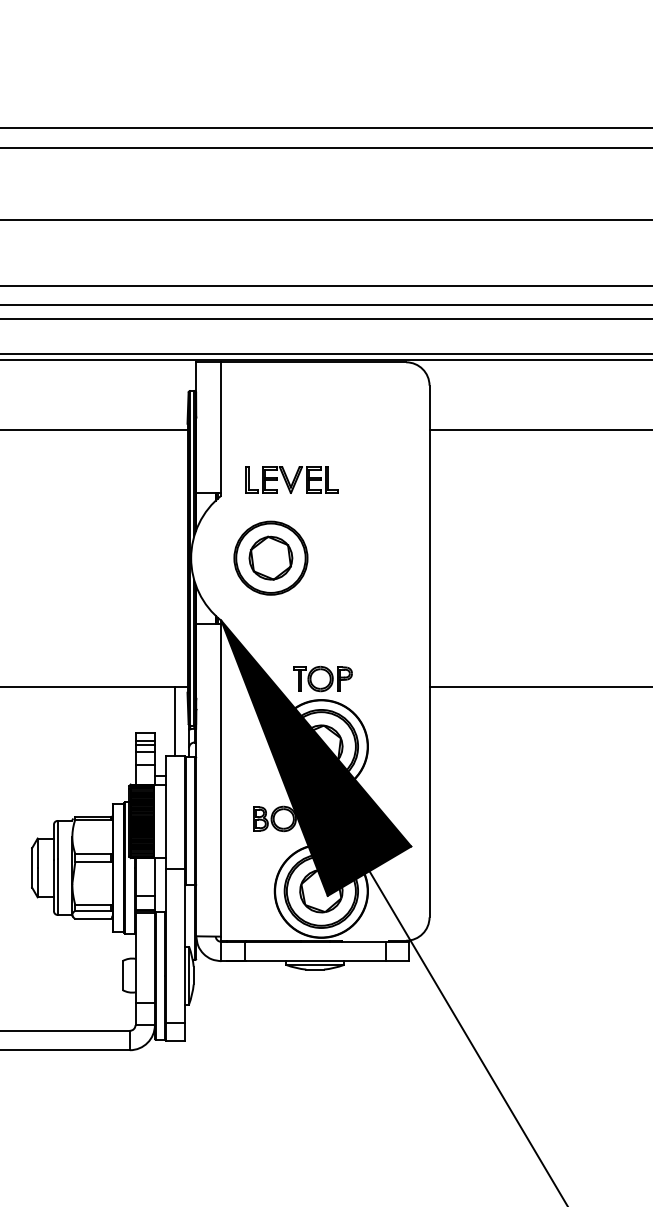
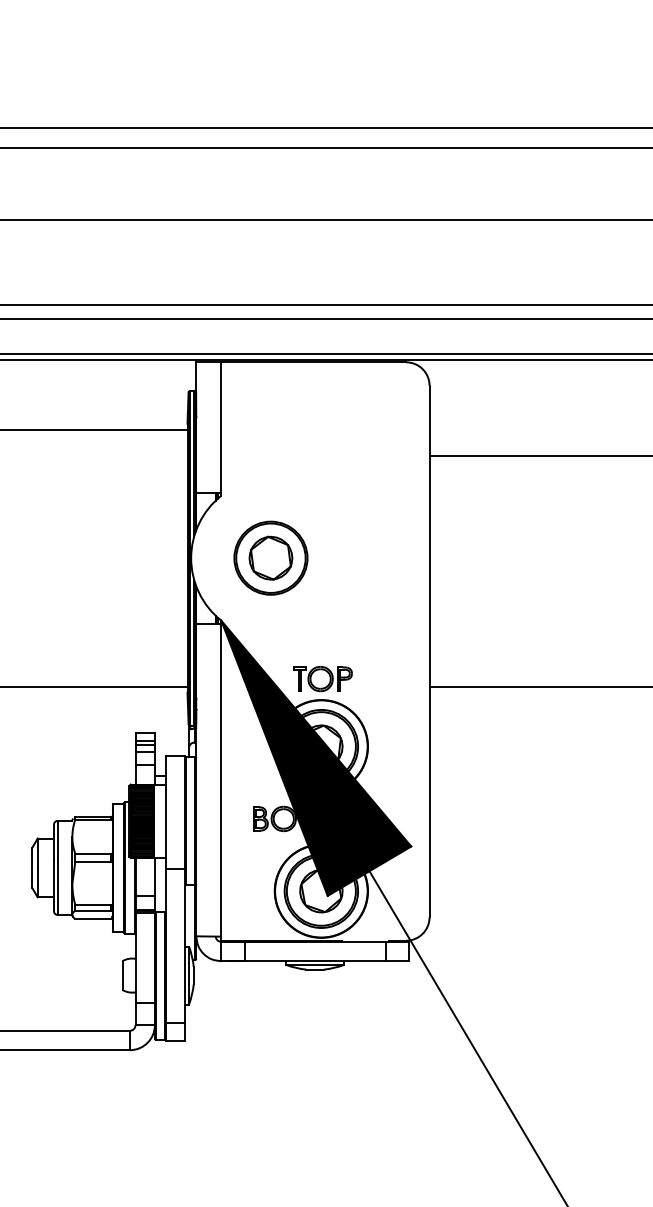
line: present -> none (325, 286)
line position: (539, 429) -> (539, 455) (539, 455)
part: present -> none (291, 479)
line: present -> none (175, 721)
